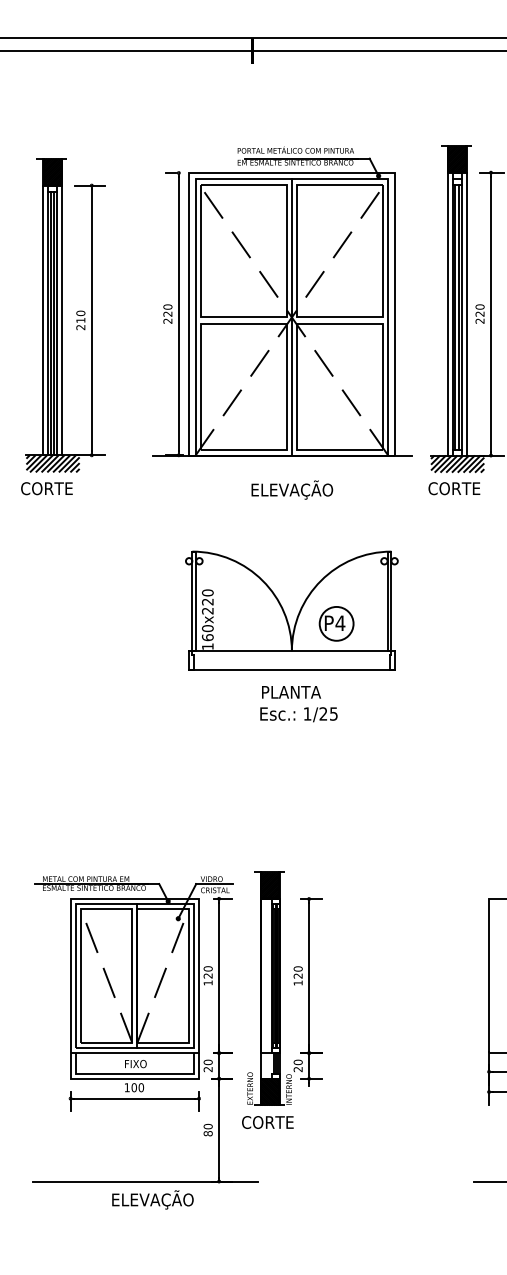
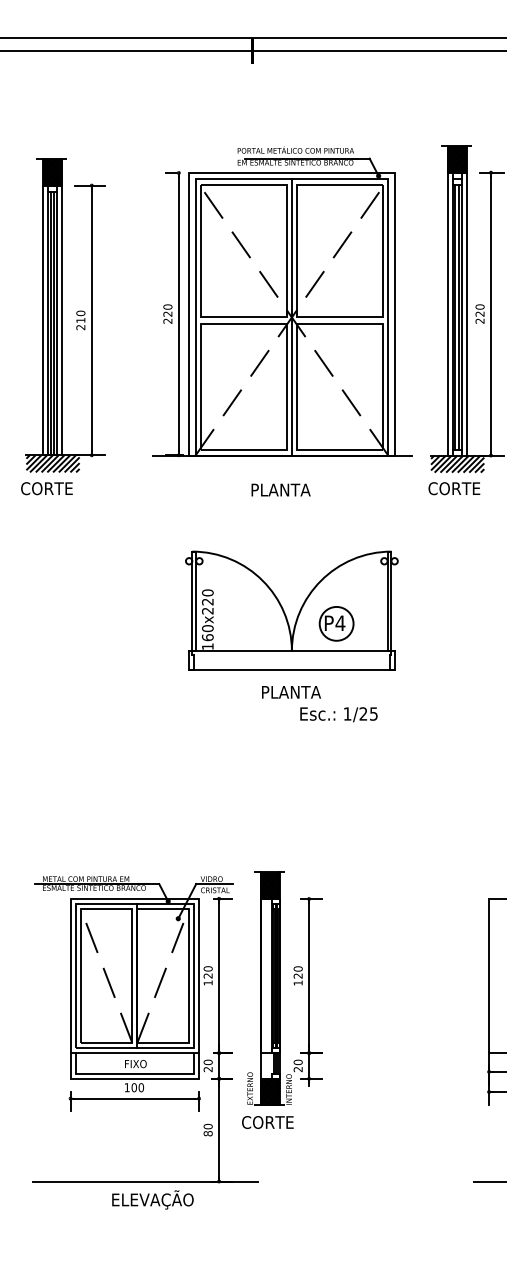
text: ELEVAÇÃO -> PLANTA (293, 489)
text position: (298, 714) -> (338, 714) (338, 714)
